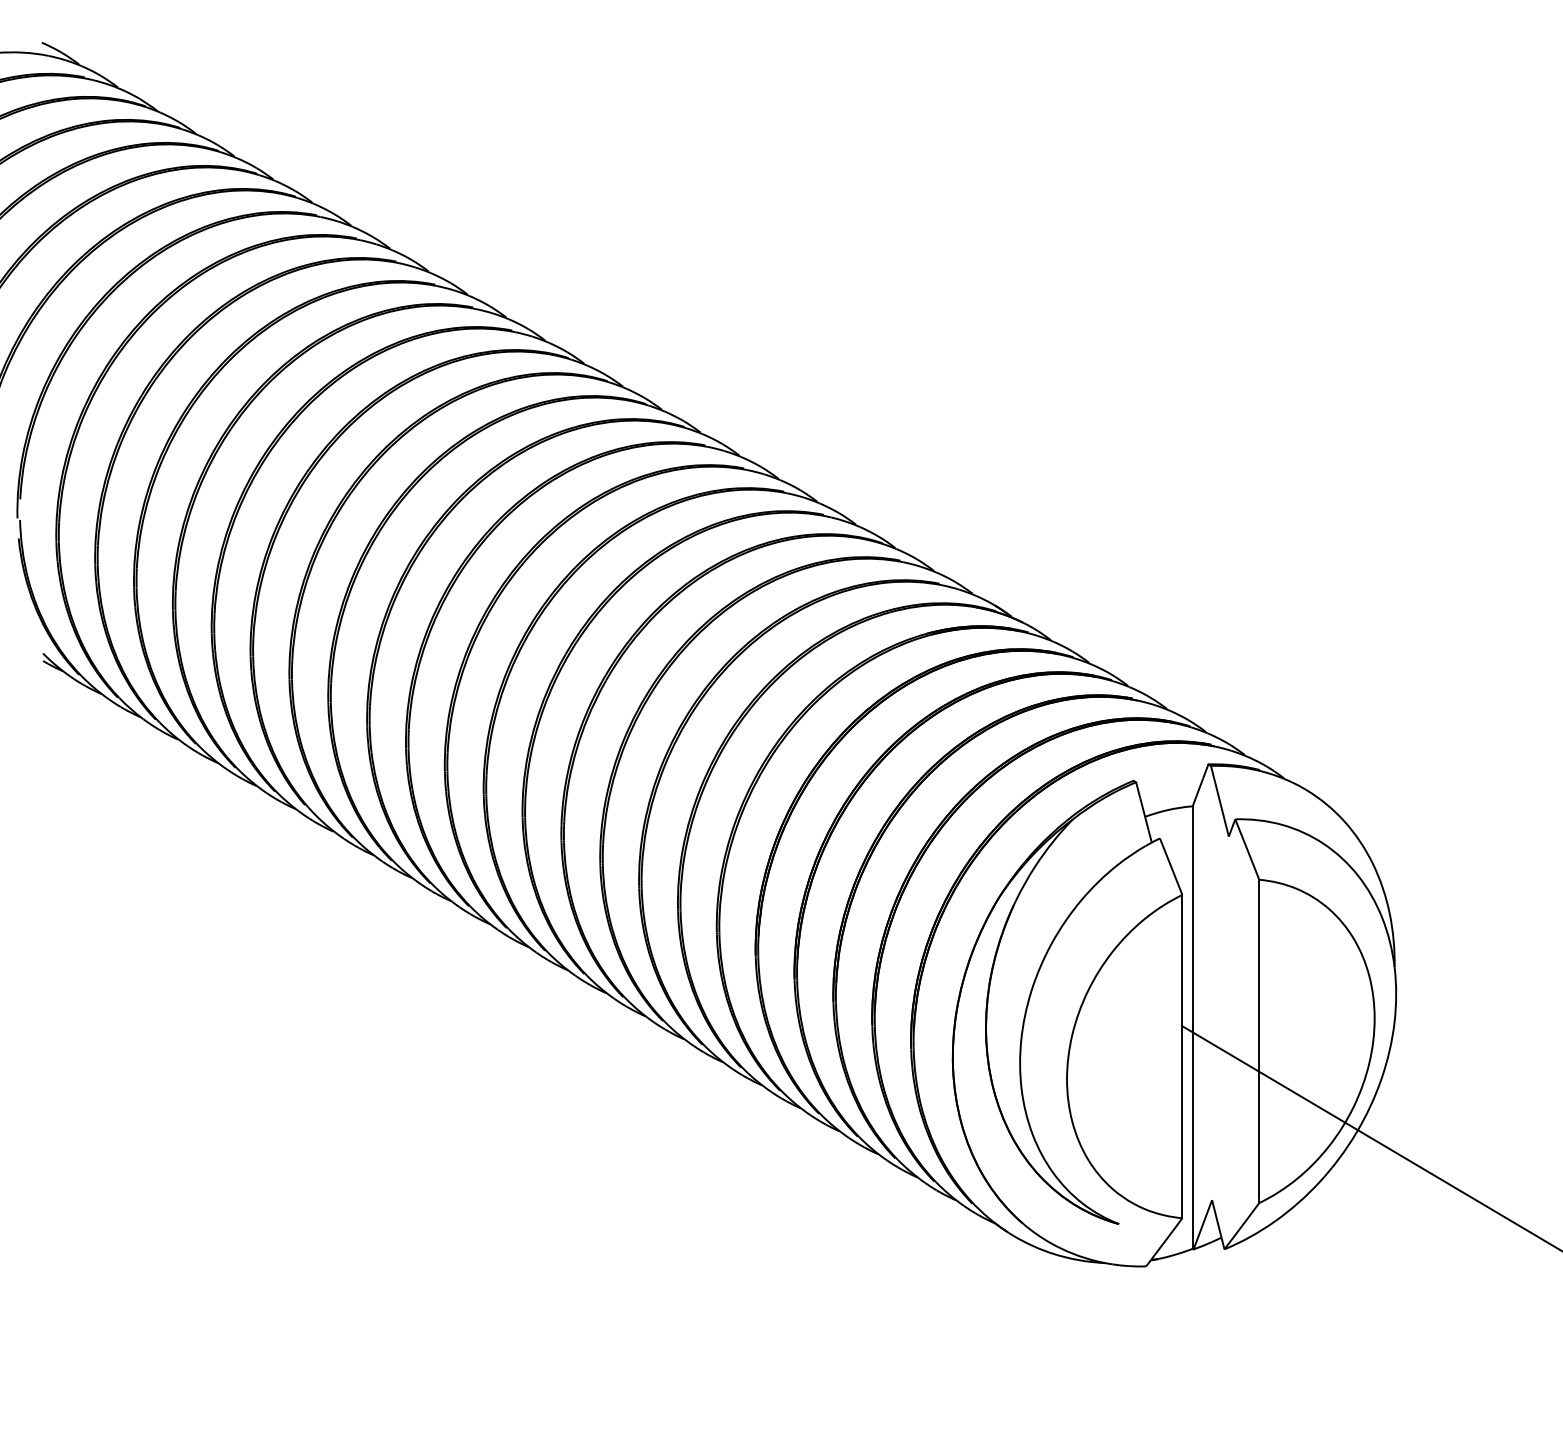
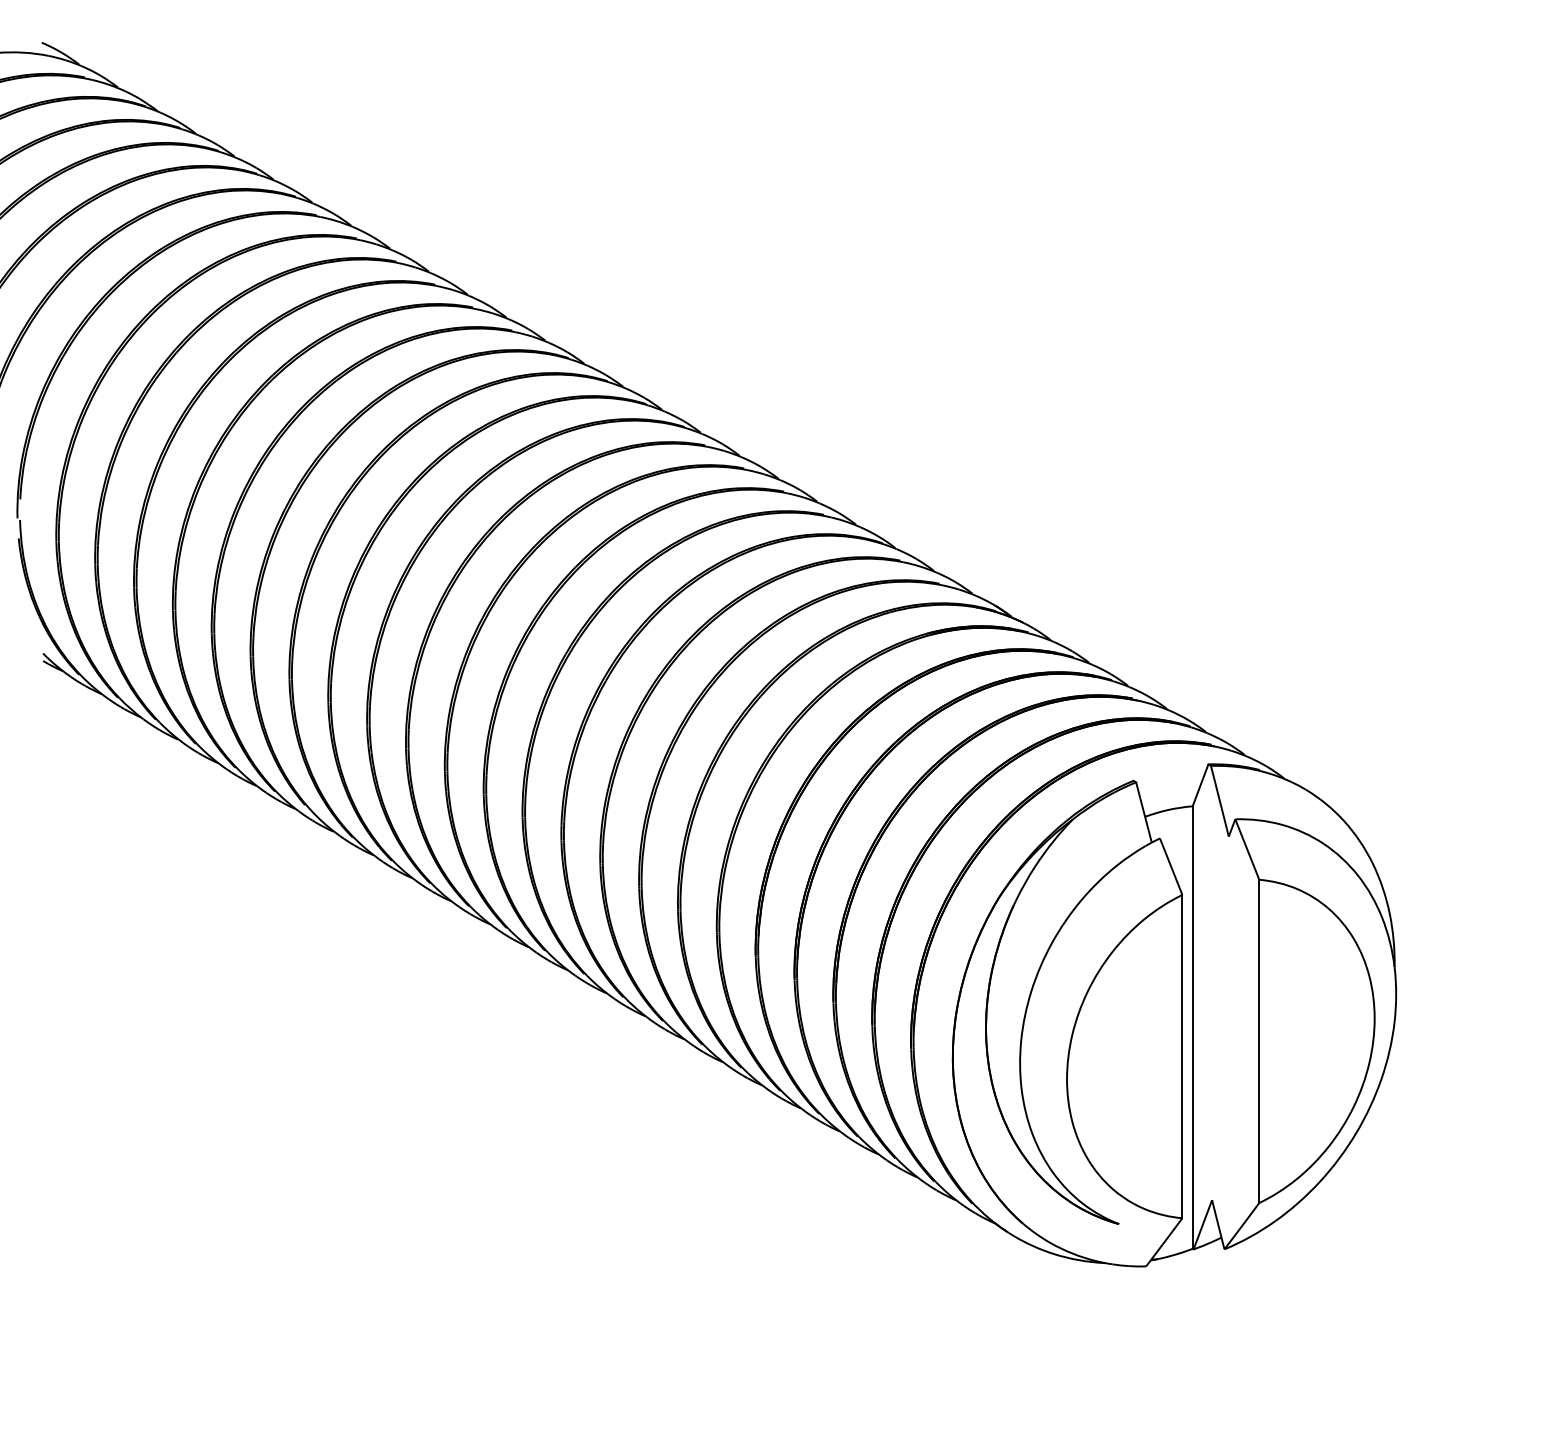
line: present -> none (1370, 1137)
